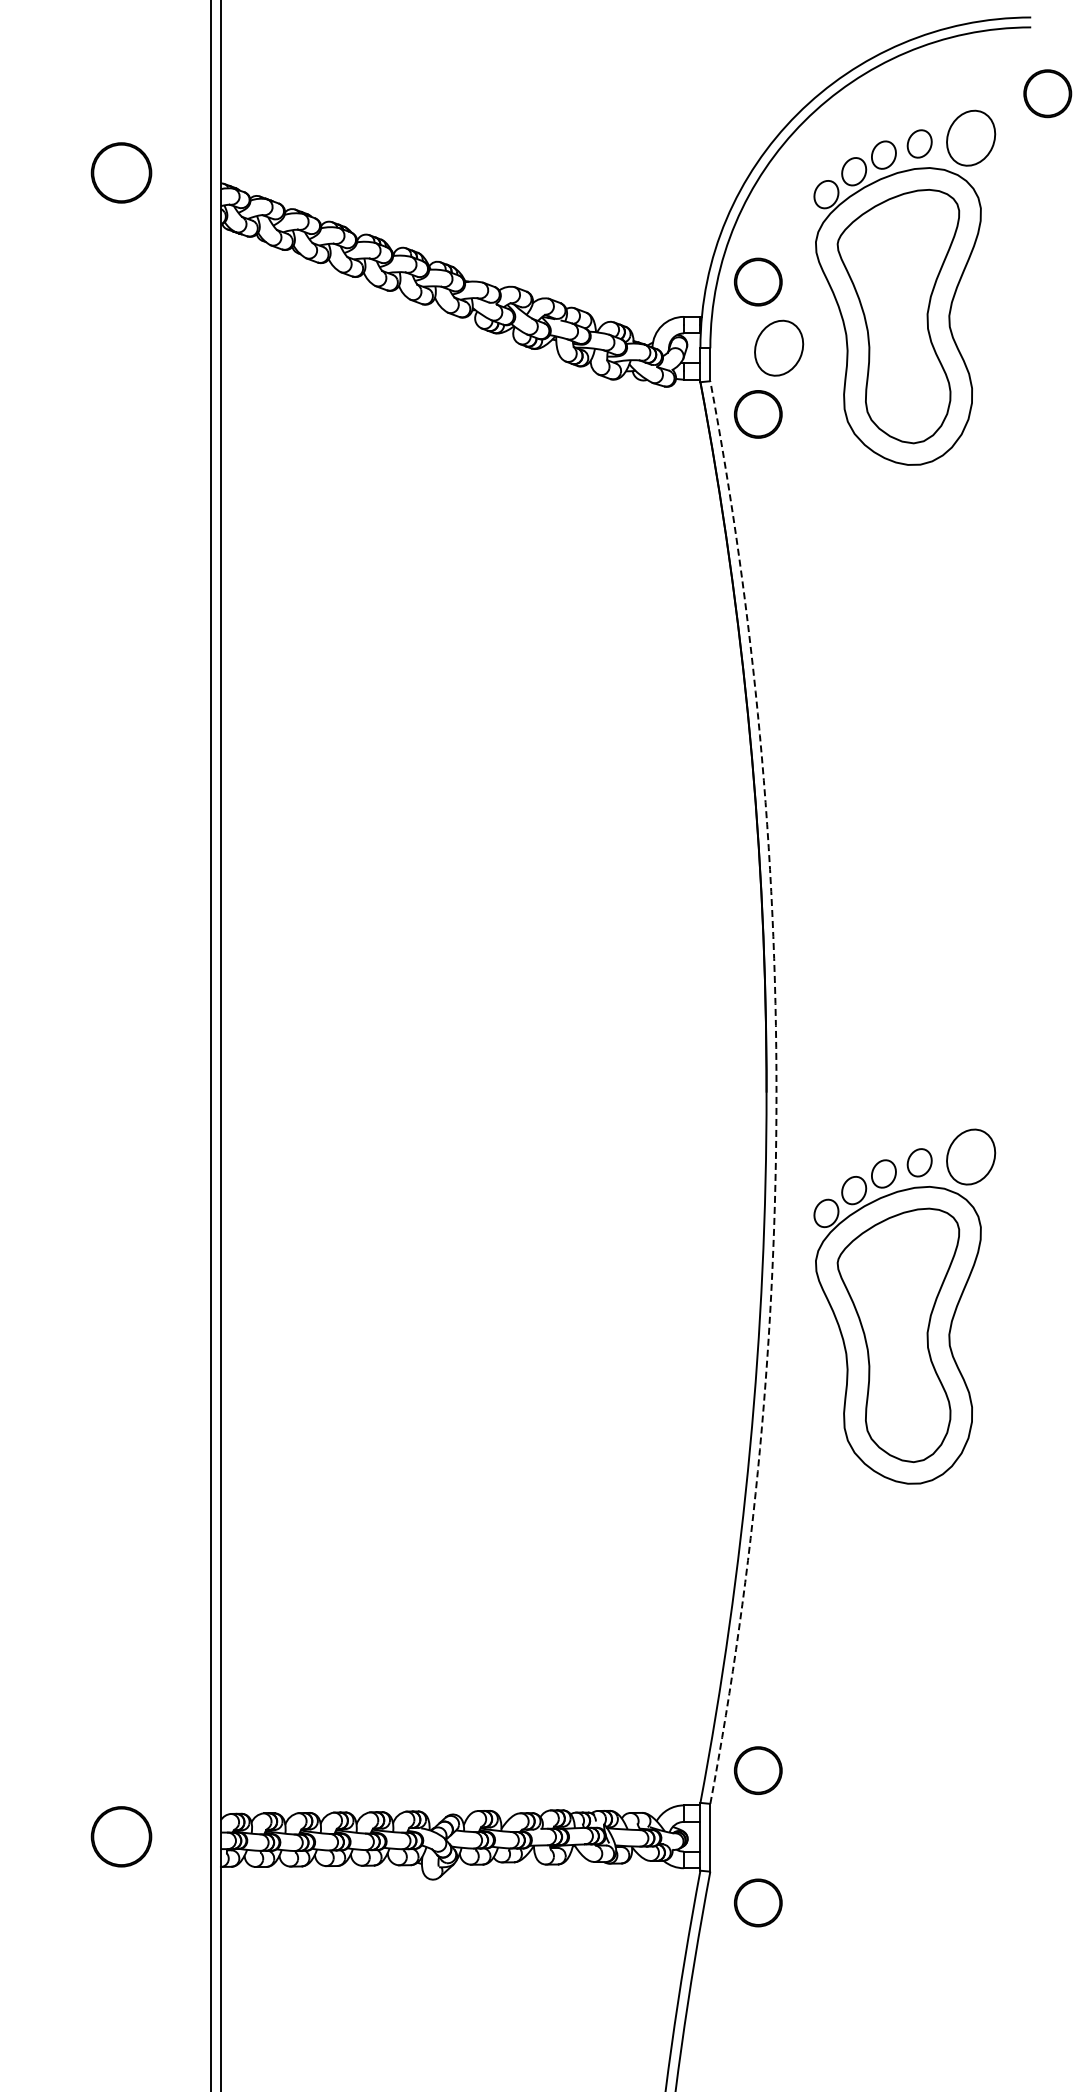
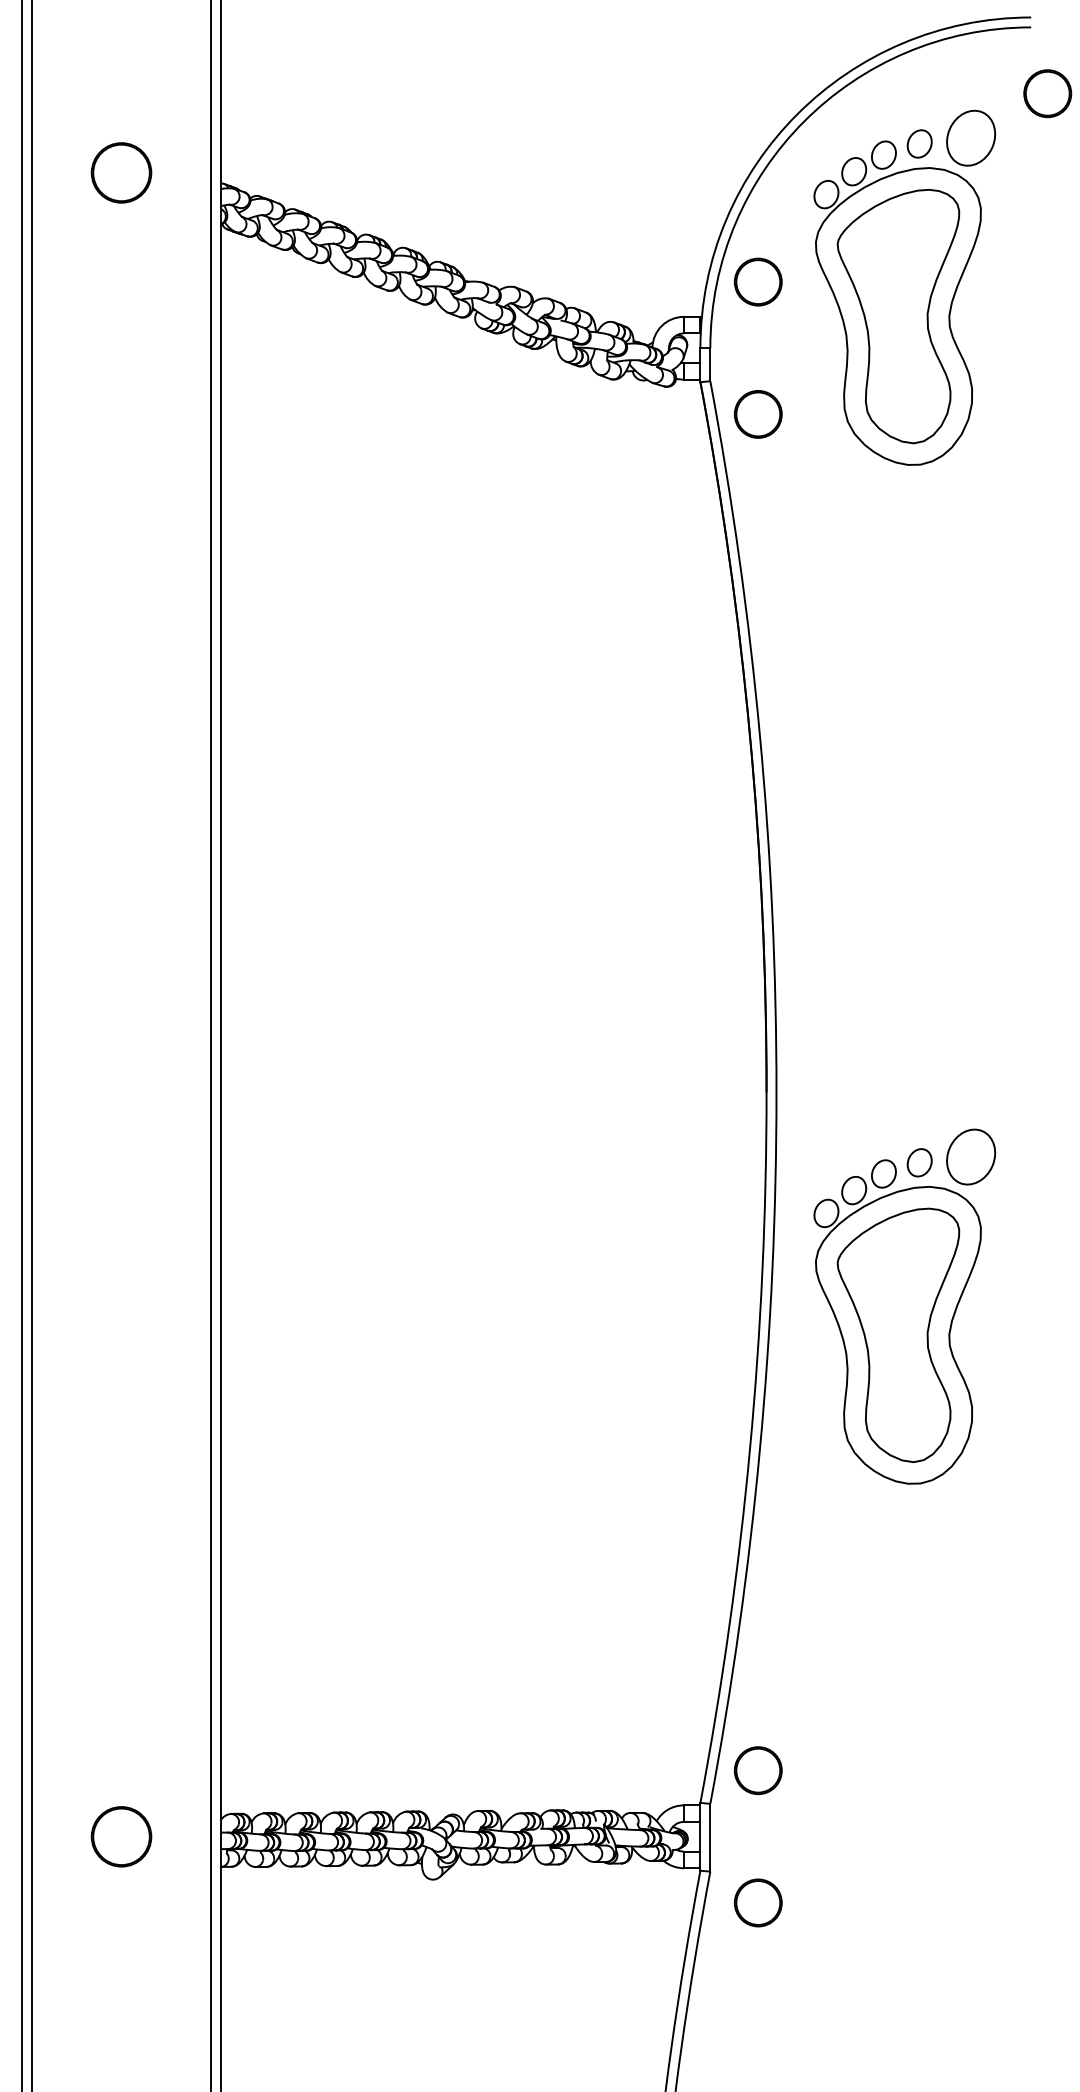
part: present -> none (779, 347)
line: none -> present (22, 1045)
line: none -> present (32, 1045)
arc: dashed -> solid (776, 1092)
